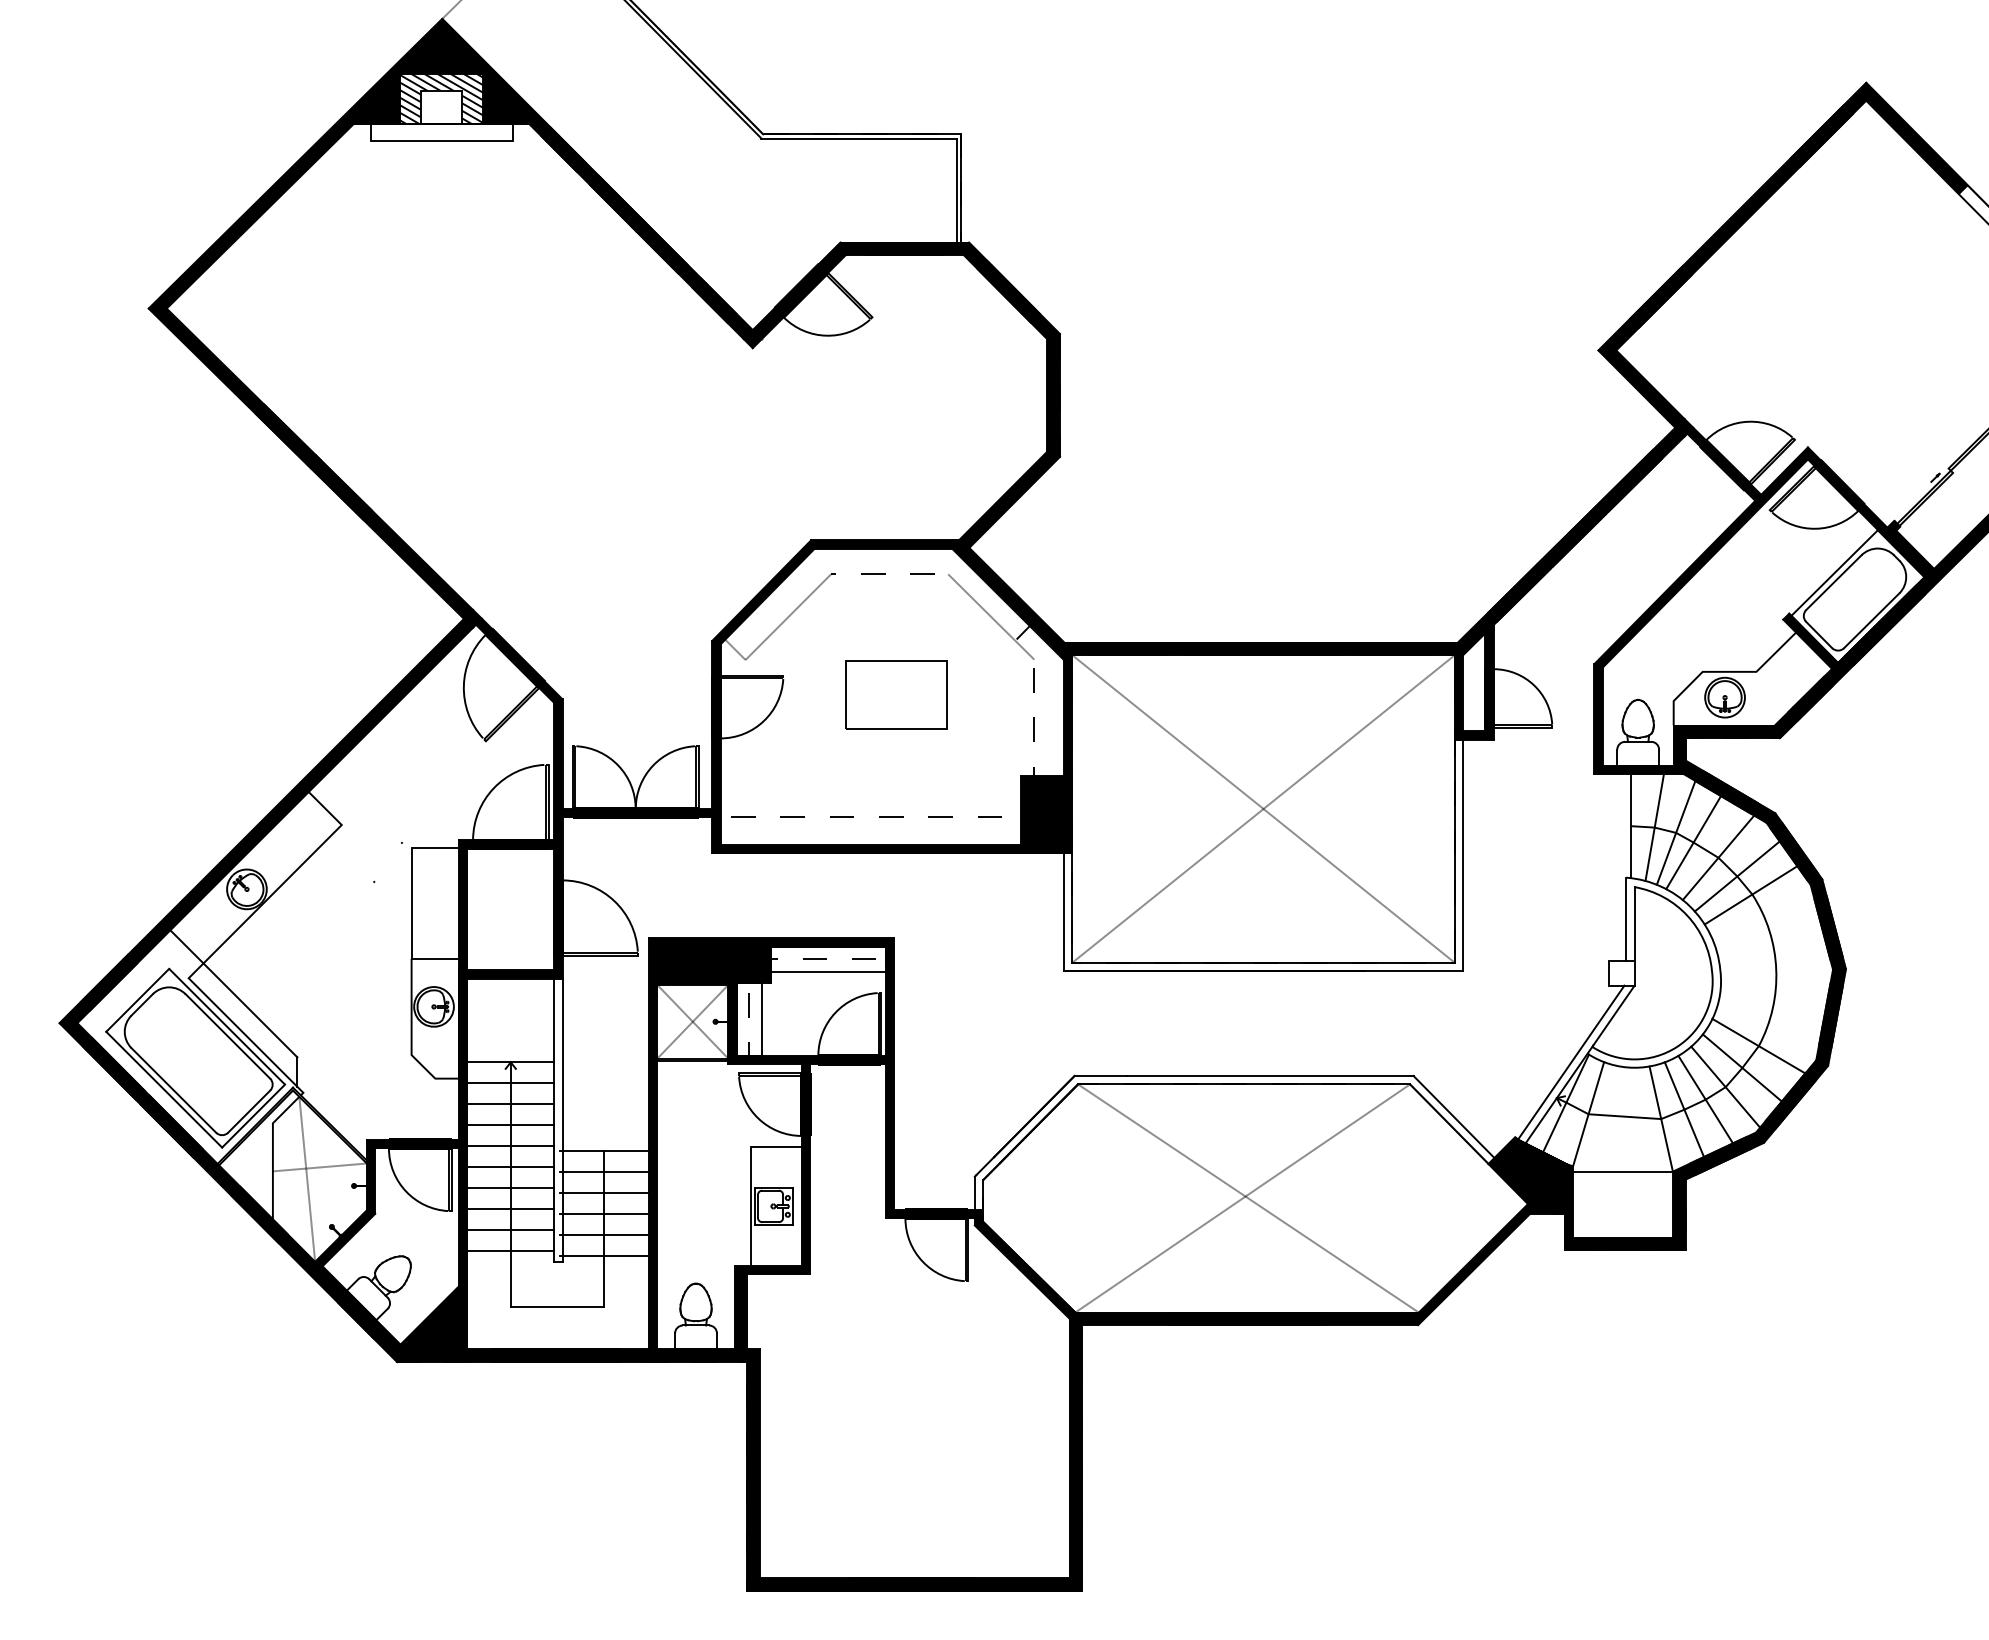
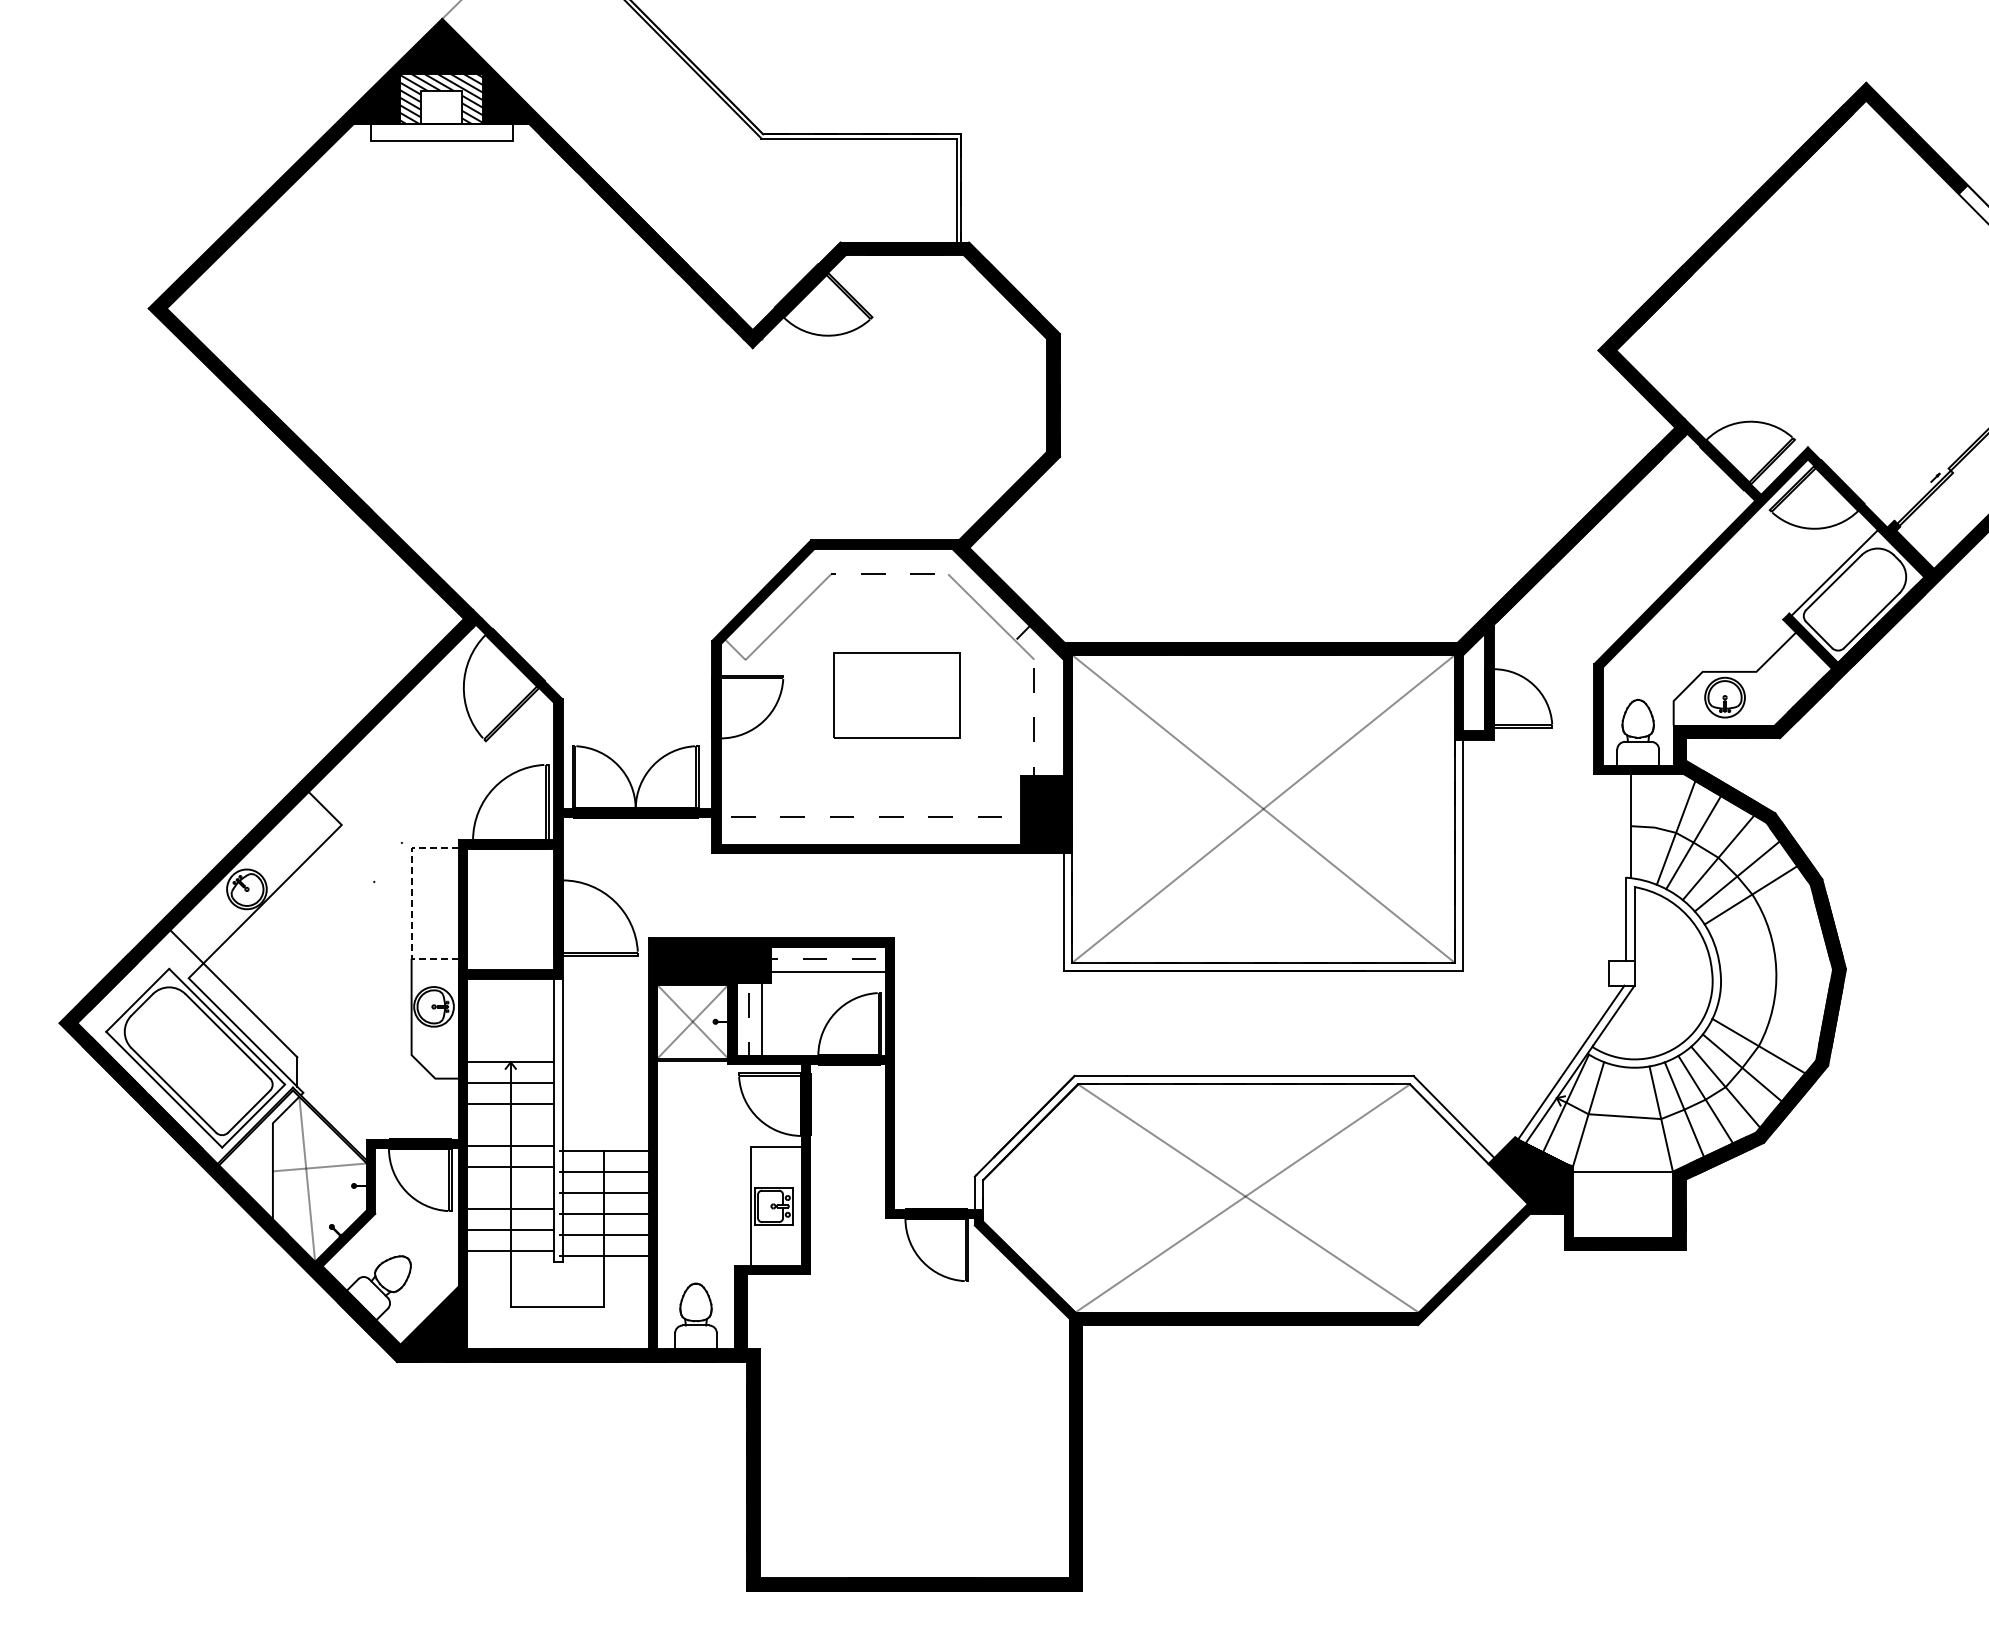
part size: 103x70 px -> 128x87 px (896, 695)
line: present -> none (1654, 827)
line: solid -> dashed (411, 904)
line: present -> none (510, 1125)
line: present -> none (510, 1188)
